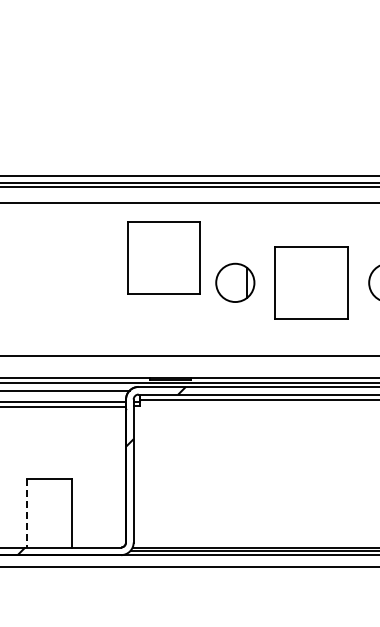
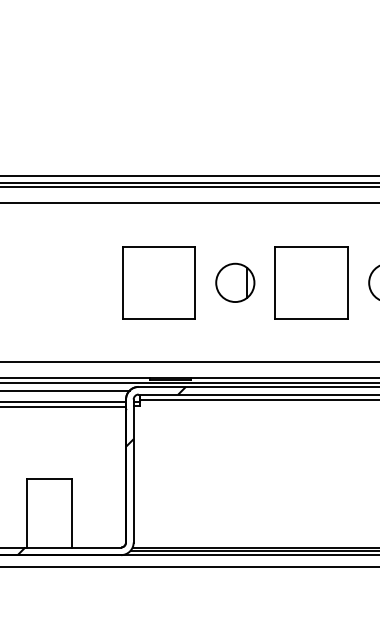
part position: (163, 257) -> (158, 282) (158, 282)
line position: (189, 356) -> (189, 362) (189, 362)
line: dashed -> solid (26, 513)
